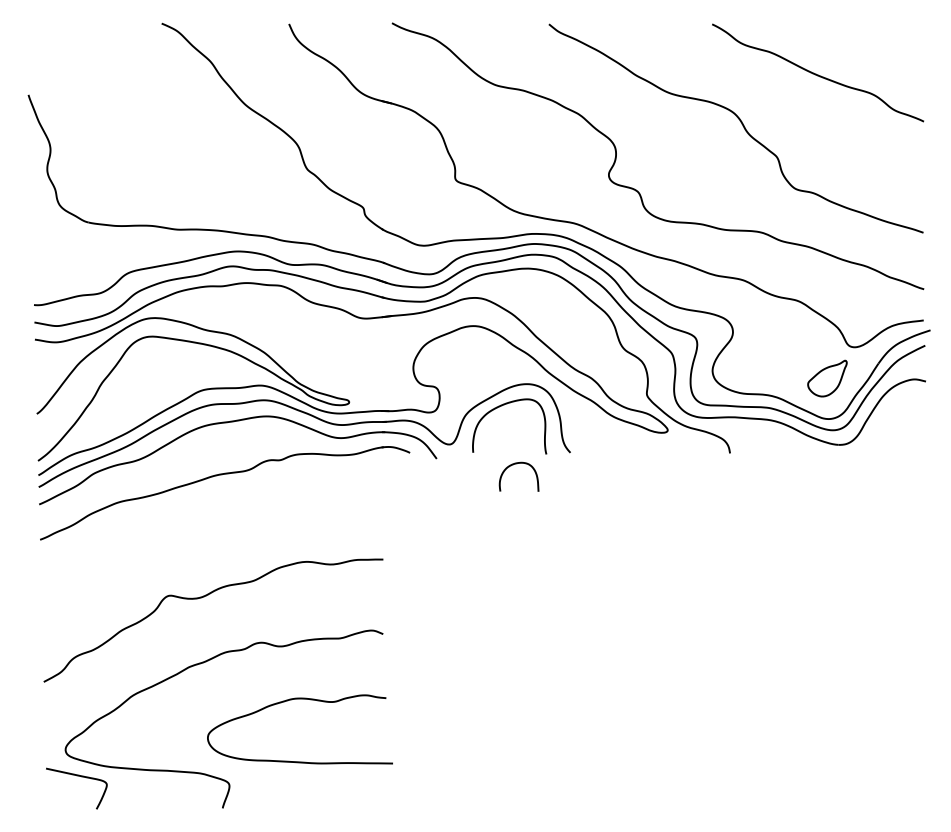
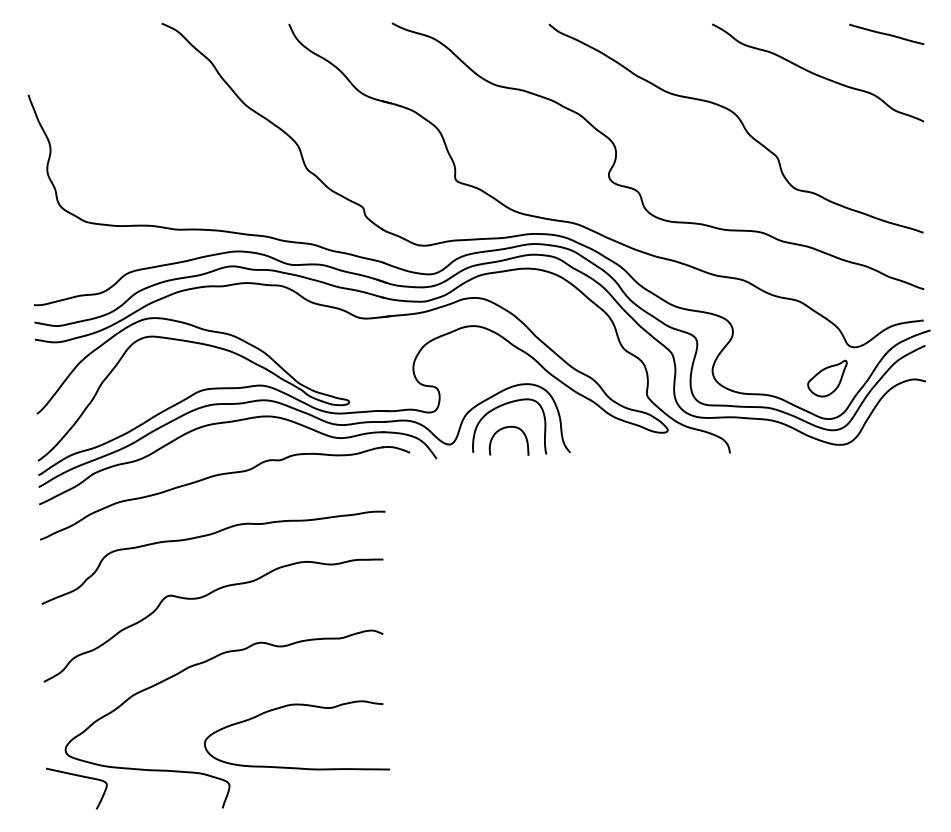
line: none -> present (886, 33)
curve position: (513, 465) -> (503, 429) (503, 429)
curve: none -> present (207, 536)
curve position: (299, 699) -> (296, 705) (296, 705)
